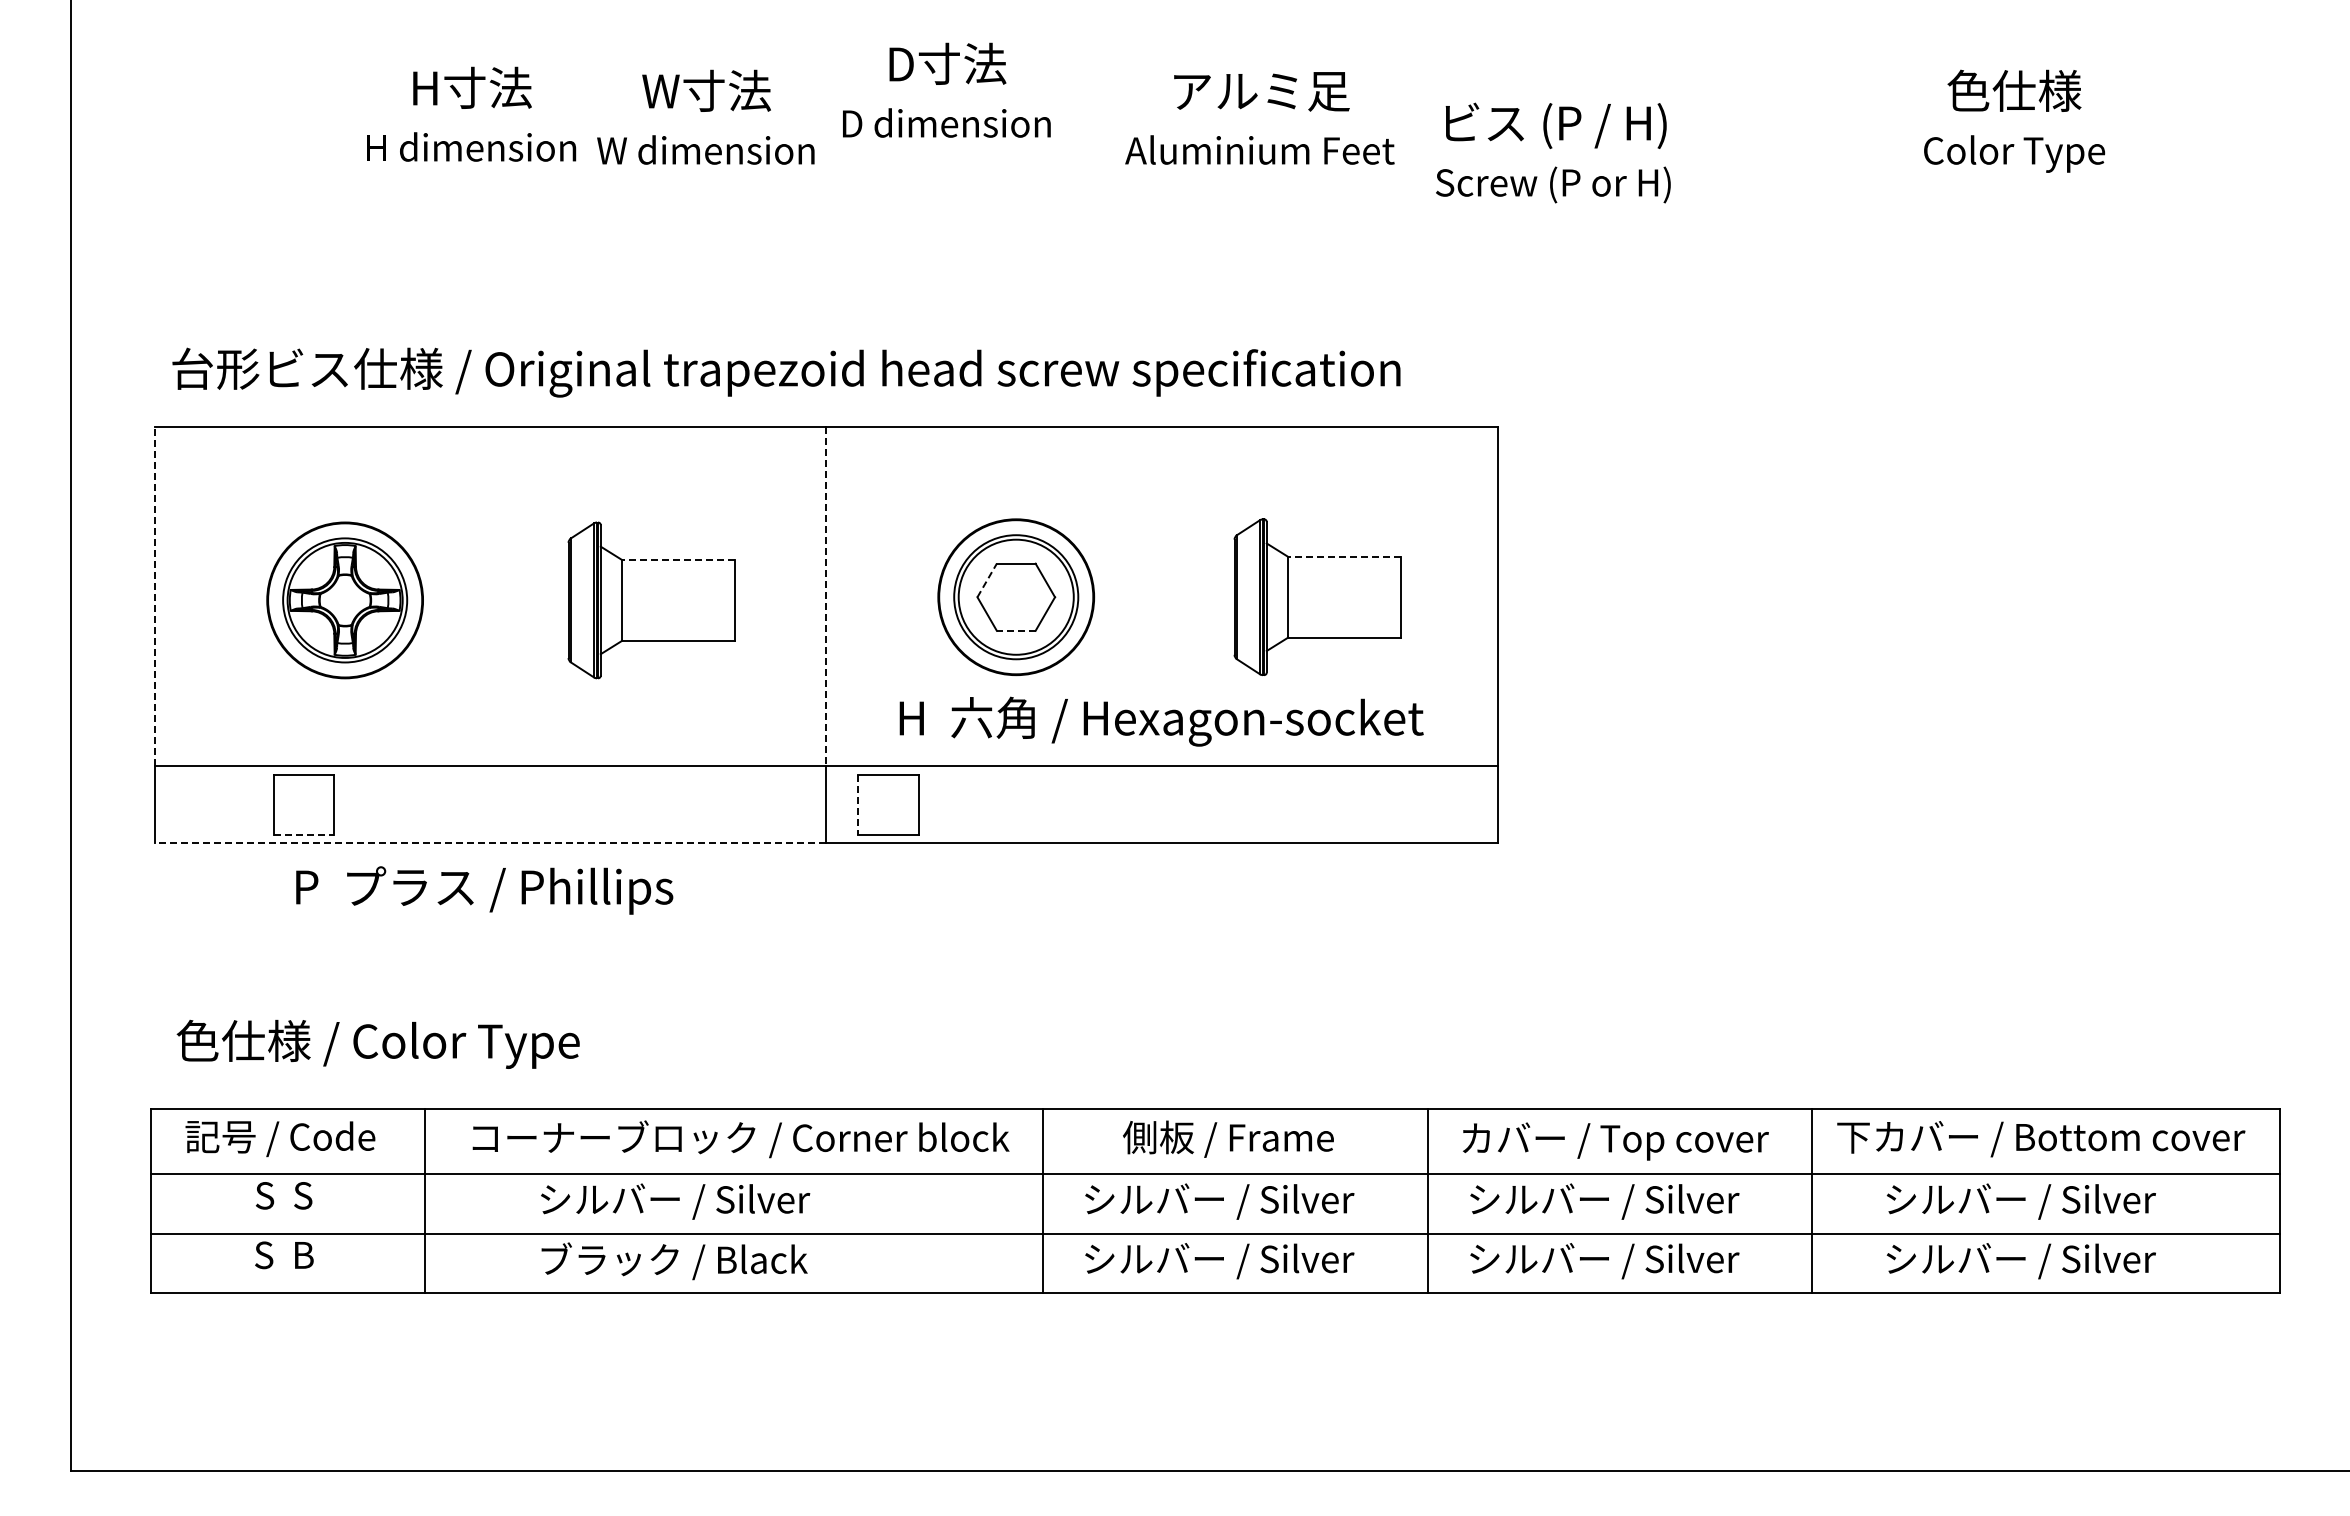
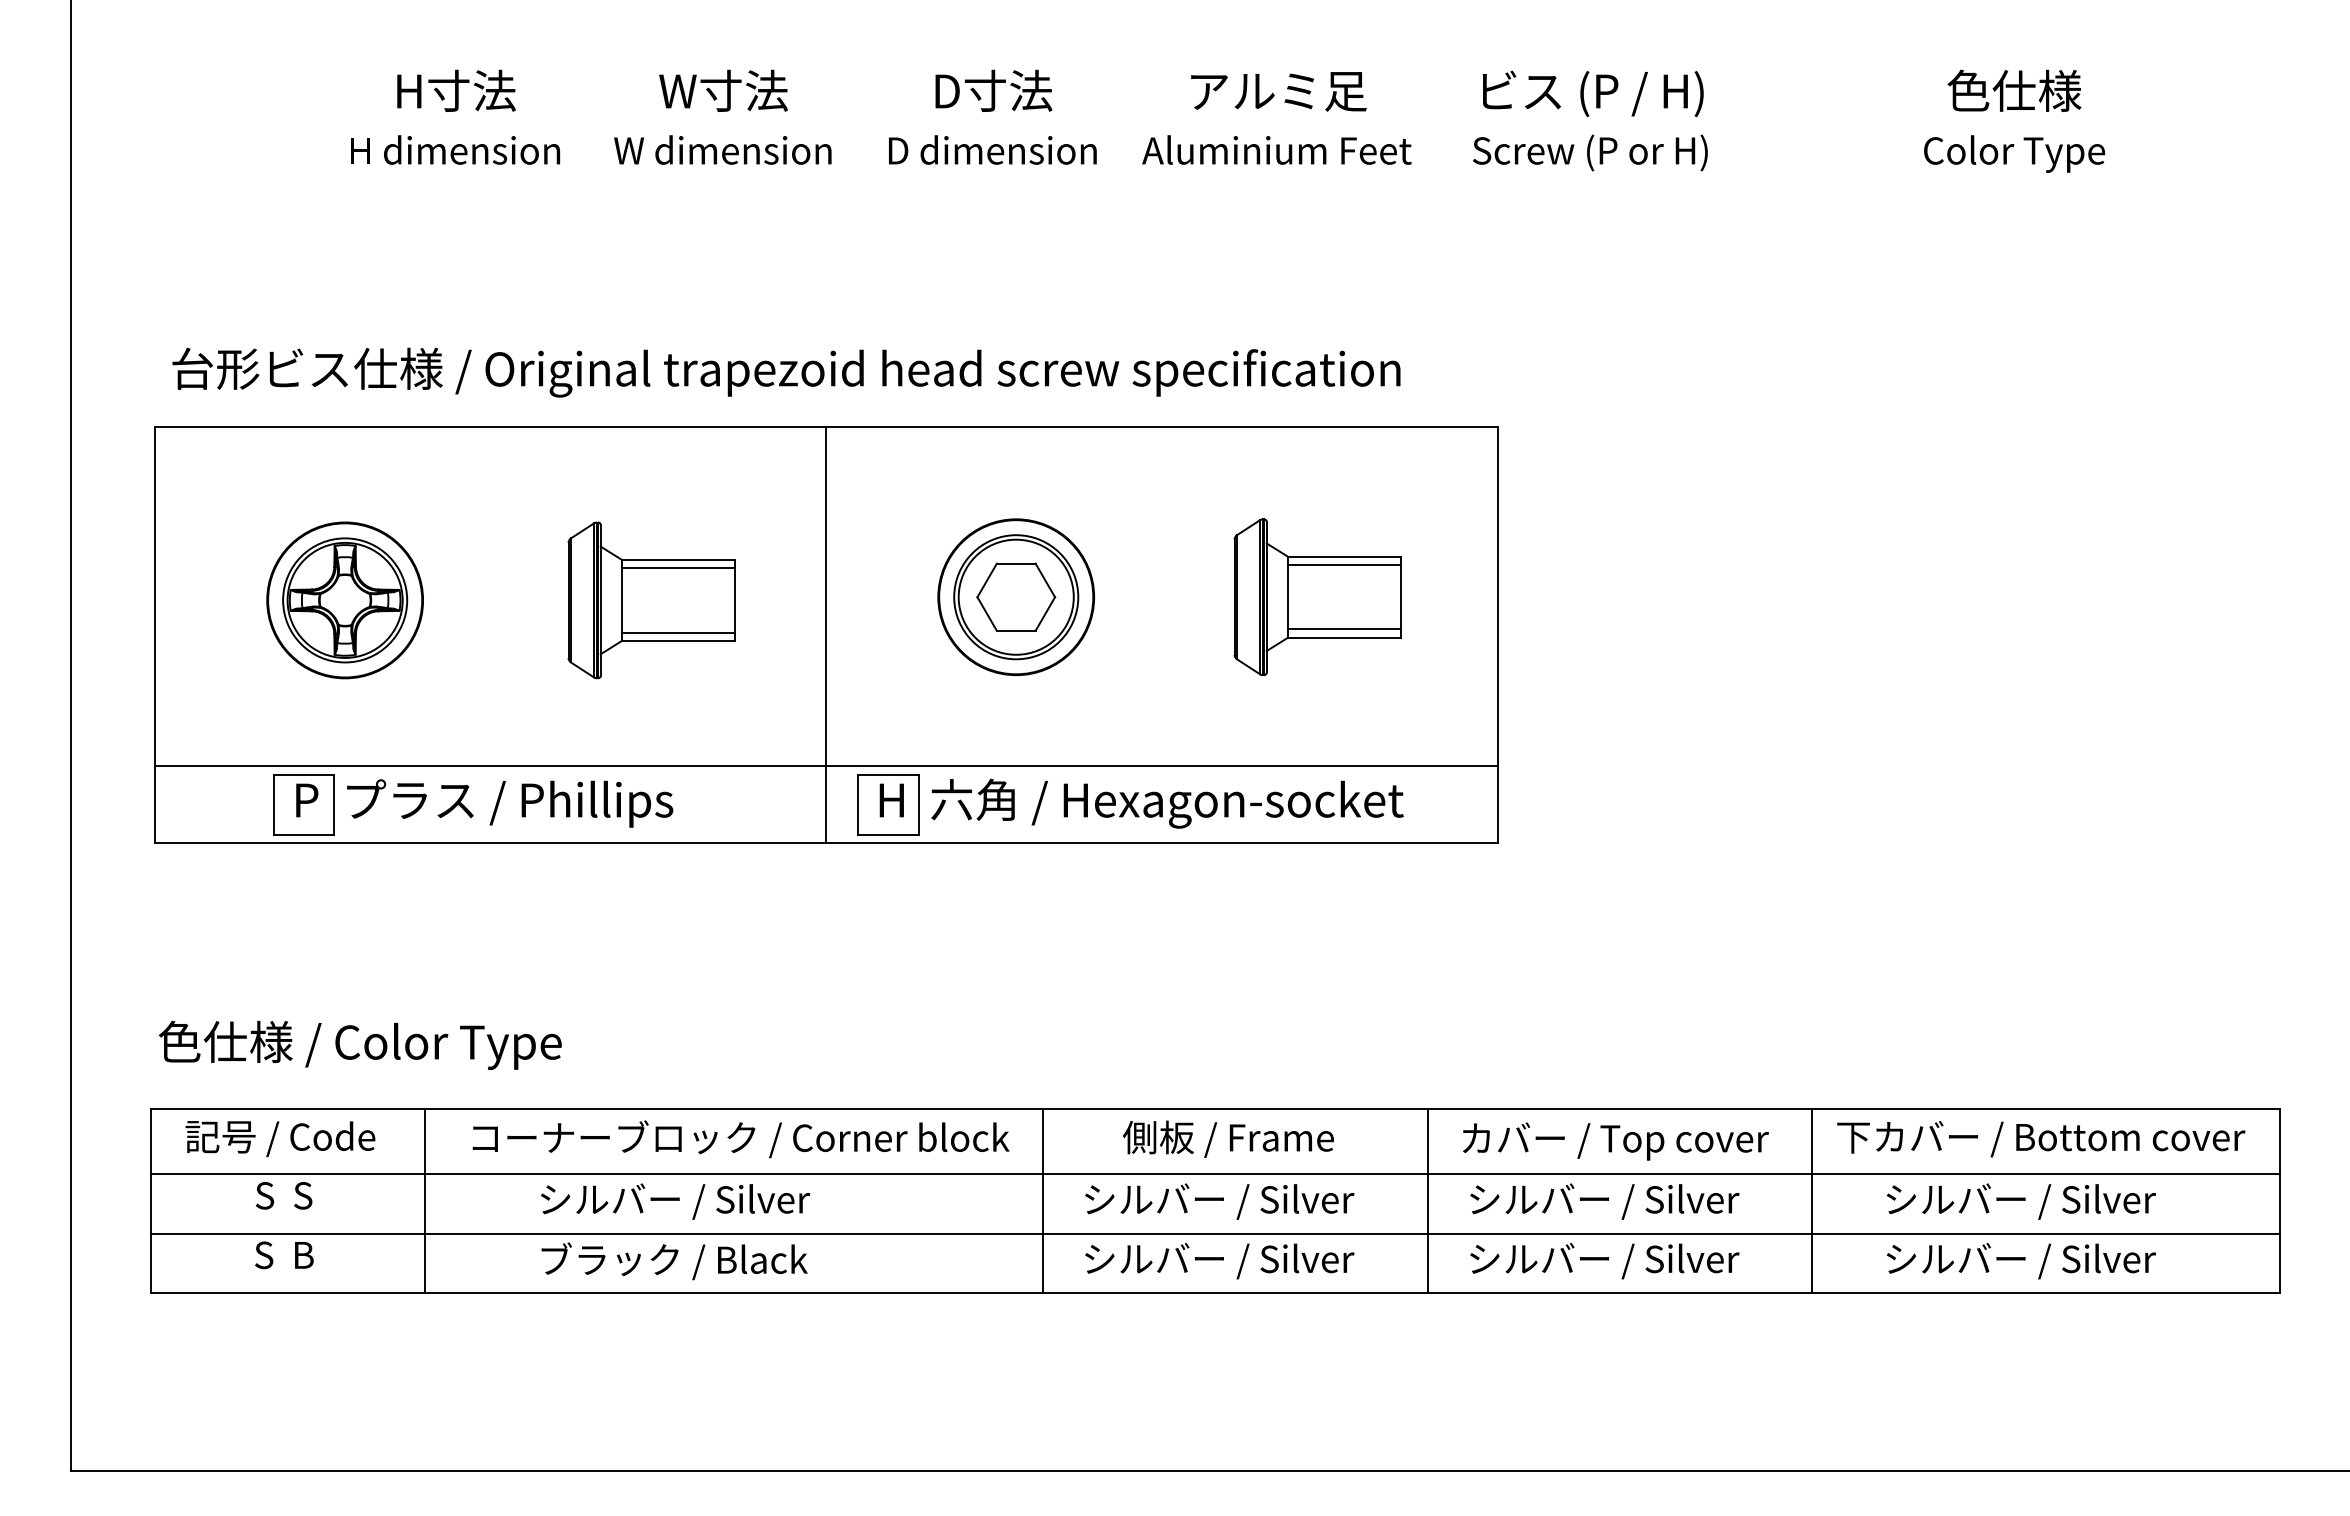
text position: (946, 89) -> (992, 116) (992, 116)
text position: (471, 113) -> (455, 116) (455, 116)
text position: (705, 116) -> (722, 116) (722, 116)
text position: (1259, 118) -> (1276, 118) (1276, 118)
text position: (1553, 152) -> (1590, 120) (1590, 120)
line: dashed -> solid (1344, 556)
line: dashed -> solid (678, 560)
line: none -> present (1344, 565)
line: none -> present (678, 568)
line: dashed -> solid (987, 580)
line: dashed -> solid (154, 596)
line: dashed -> solid (826, 596)
line: none -> present (1344, 629)
line: dashed -> solid (1015, 630)
line: none -> present (678, 632)
text position: (1161, 721) -> (1141, 803) (1141, 803)
line: dashed -> solid (858, 805)
line: dashed -> solid (304, 835)
line: dashed -> solid (490, 843)
text position: (484, 890) -> (484, 803) (484, 803)
text position: (377, 1043) -> (359, 1044) (359, 1044)
